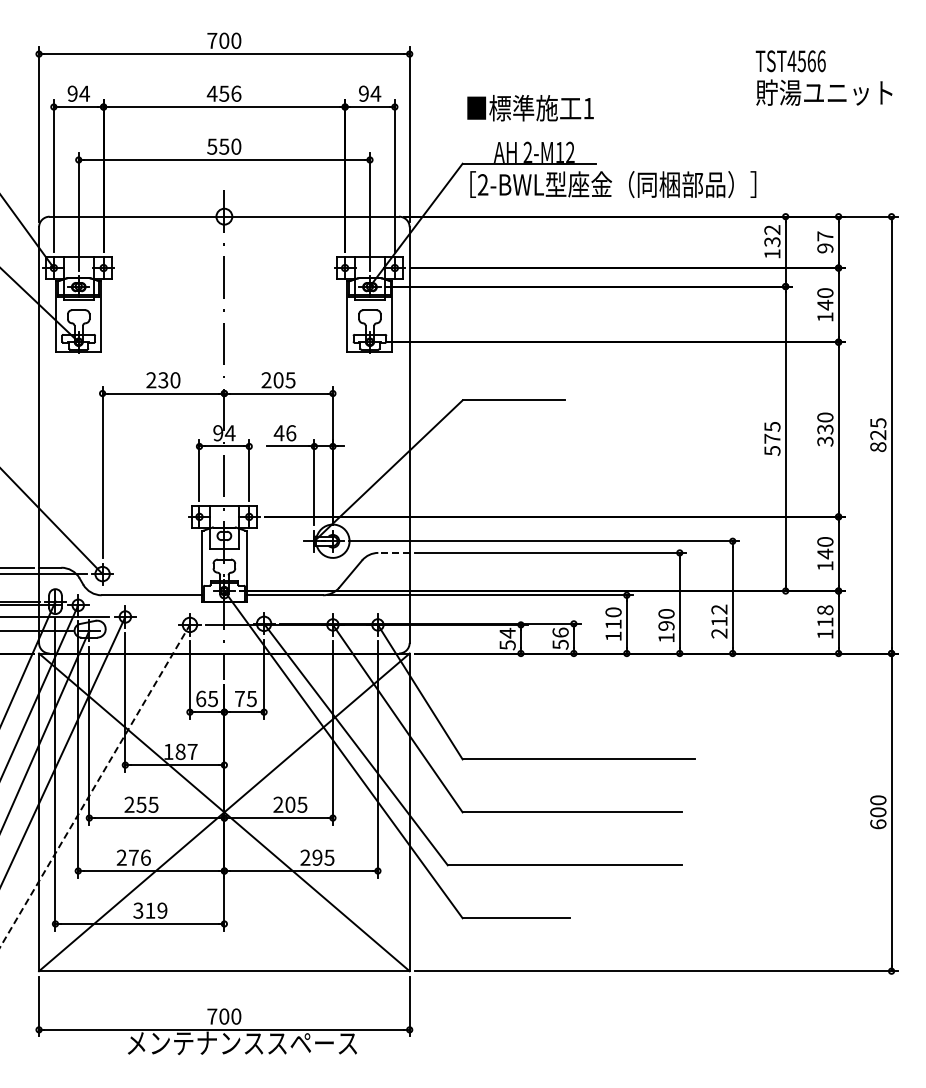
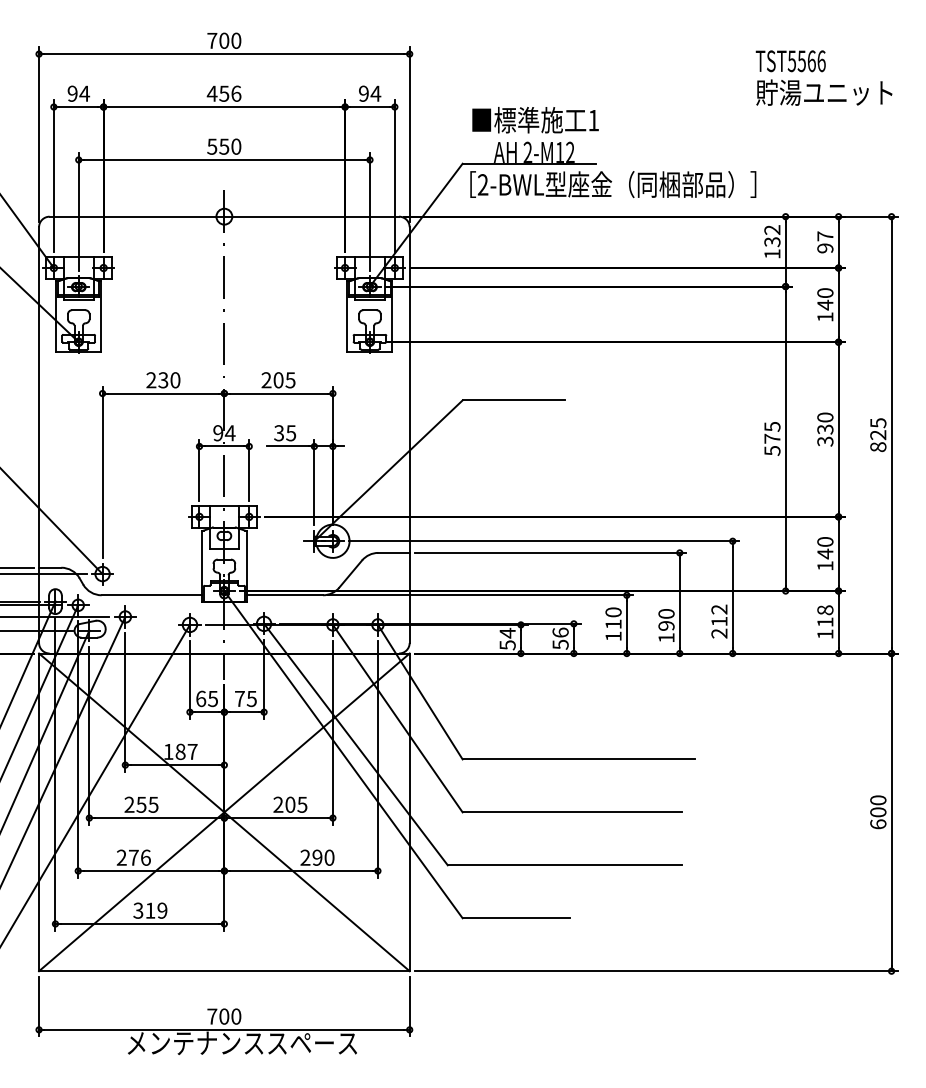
text: TST4566 -> TST5566 (791, 61)
text position: (530, 108) -> (535, 120) (535, 120)
text: 46 -> 35 (284, 433)
line: dashed -> solid (394, 552)
line: dashed -> solid (95, 786)
text: 295 -> 290 (329, 857)
